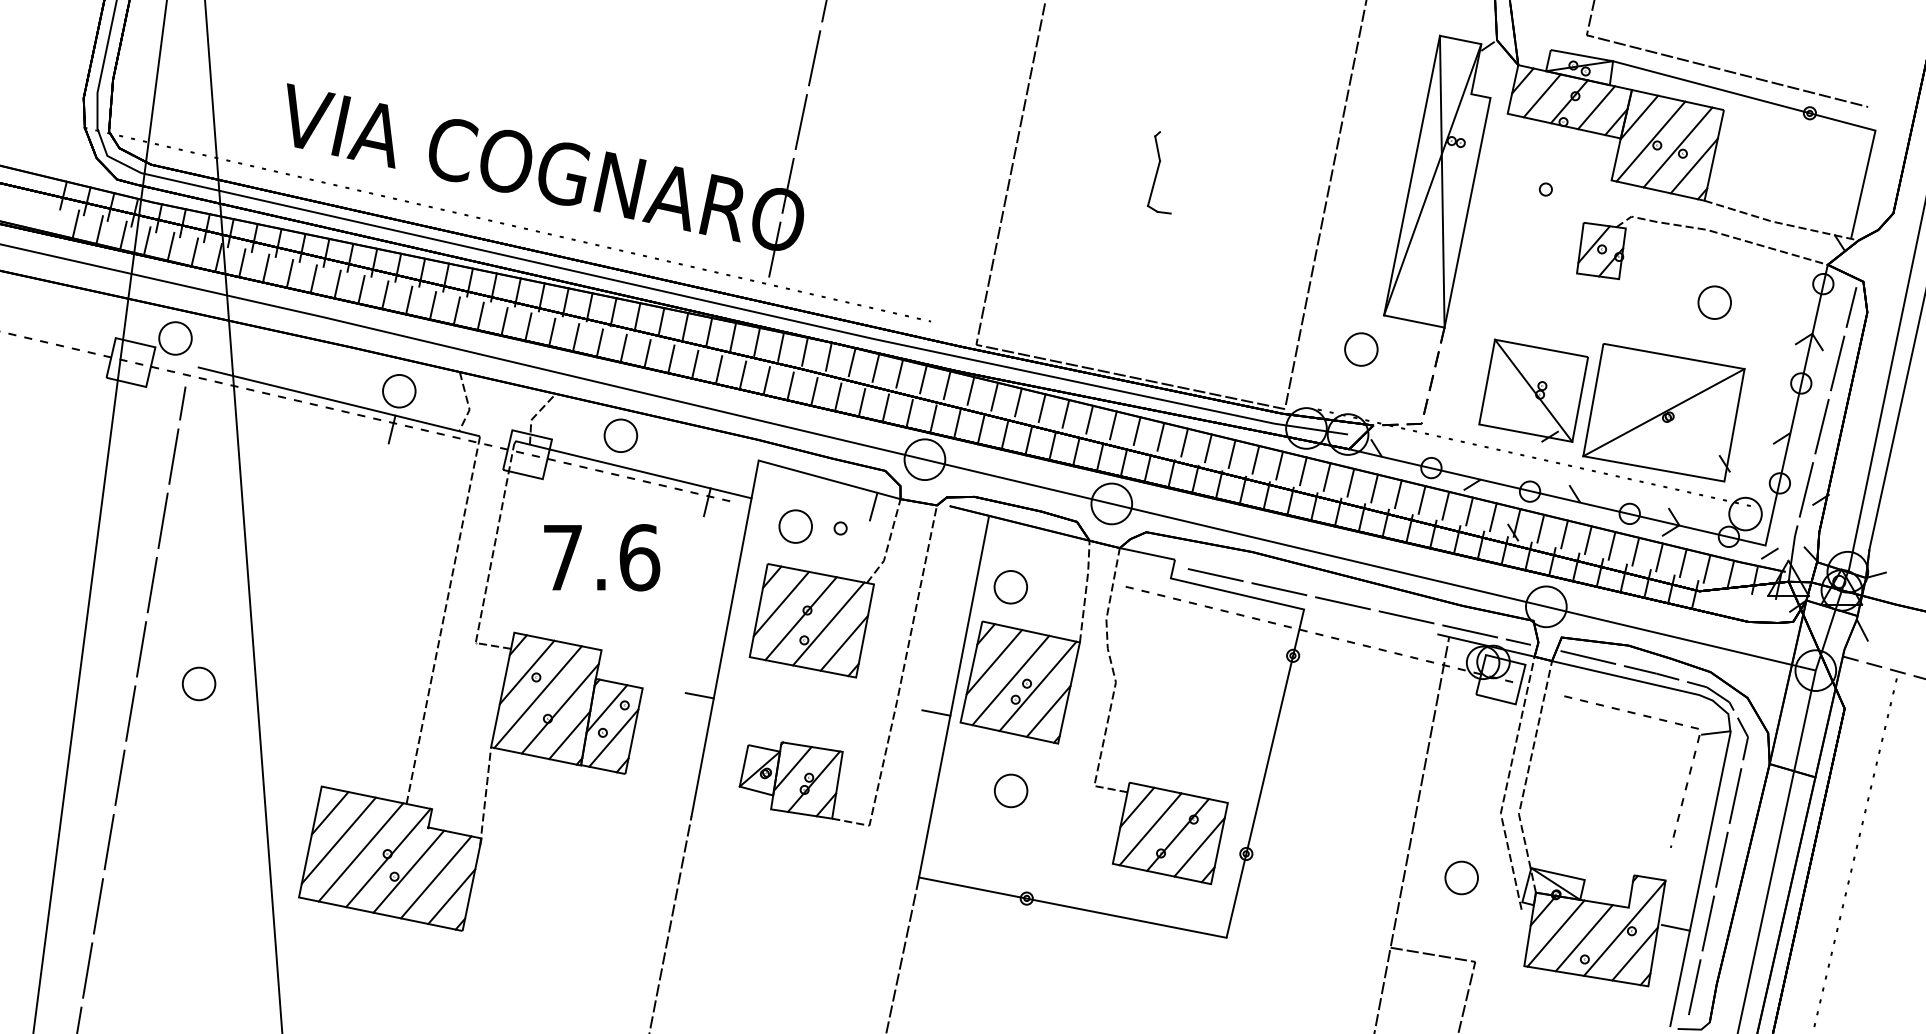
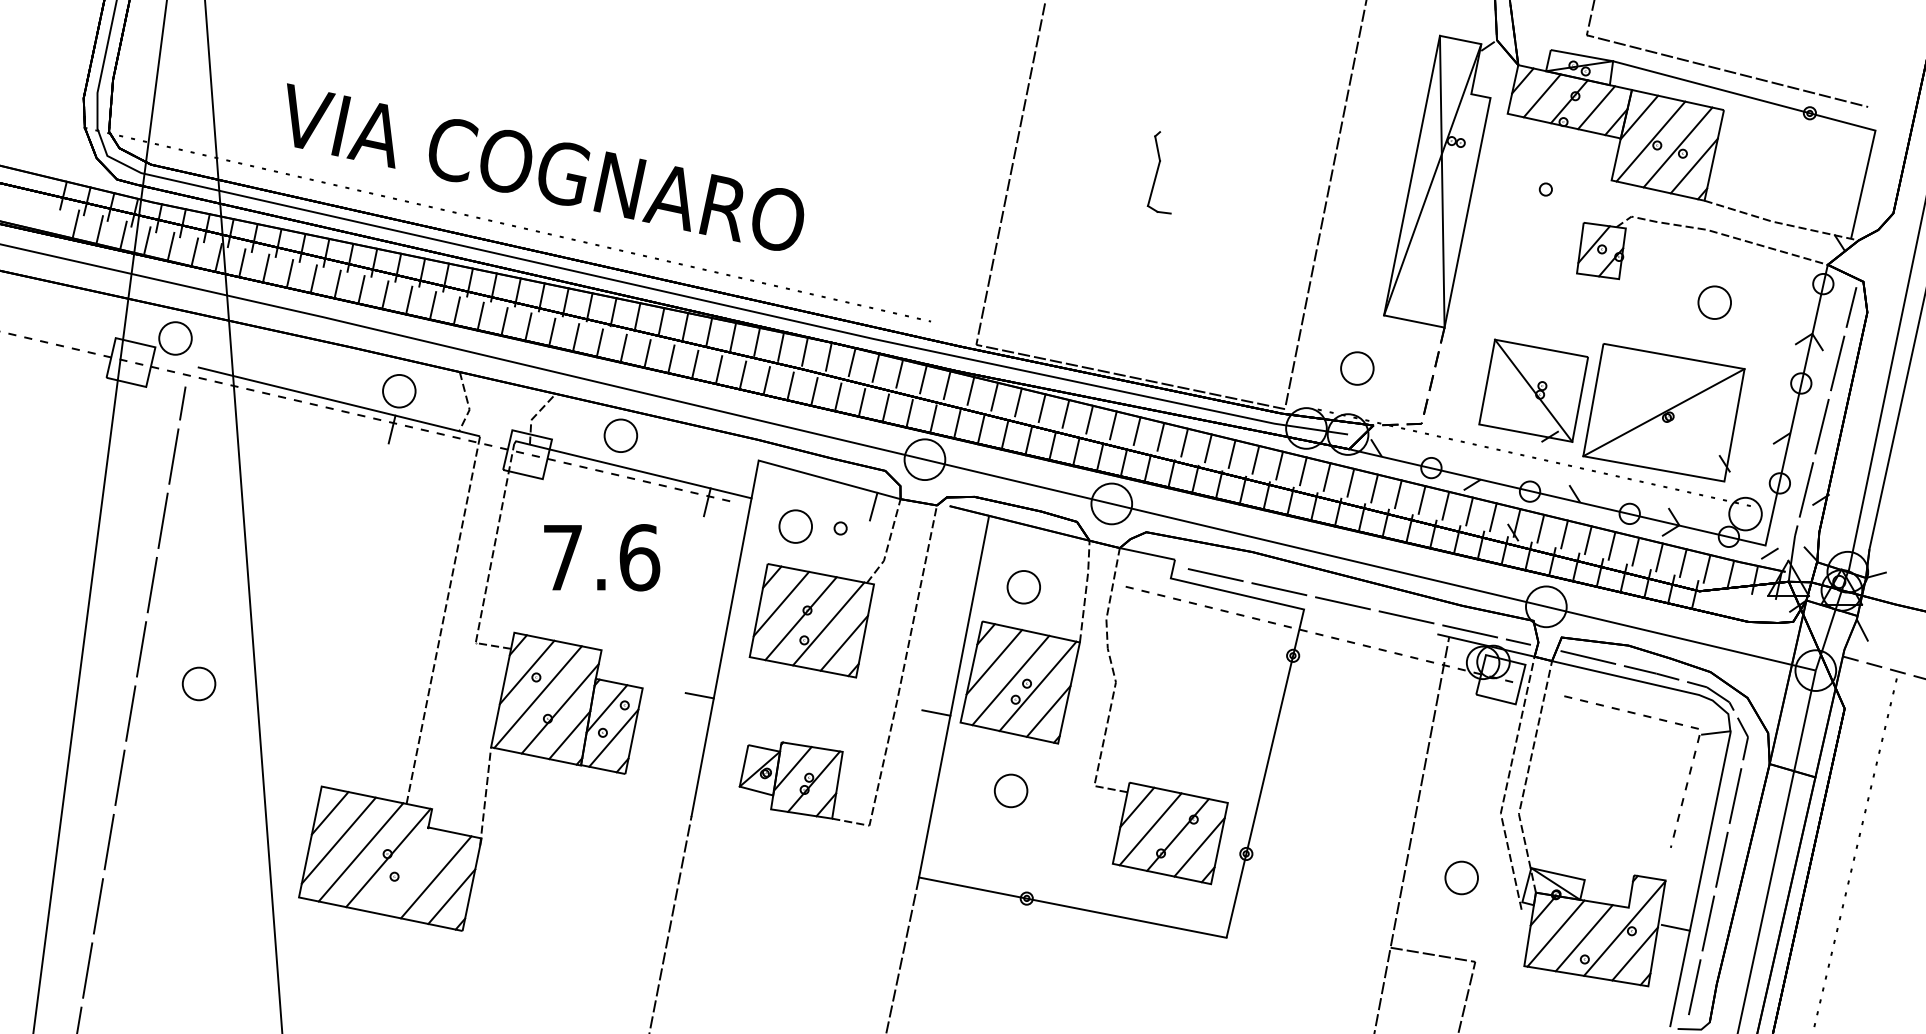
line: present -> none (797, 139)
part position: (1361, 349) -> (1357, 368) (1357, 368)
part position: (1010, 587) -> (1023, 587) (1023, 587)
line: present -> none (408, 871)
